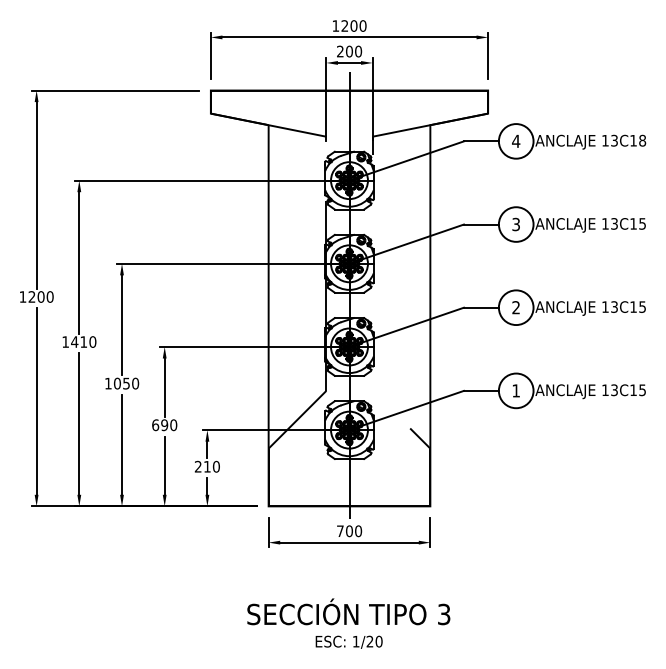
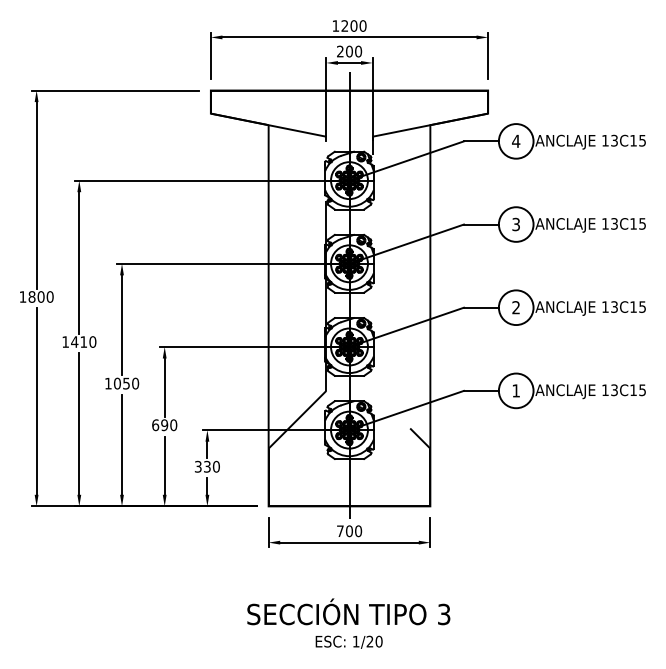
text: 13C18 -> 13C15 (642, 140)
text: 1200 -> 1800 (31, 296)
text: 210 -> 330 (202, 466)
